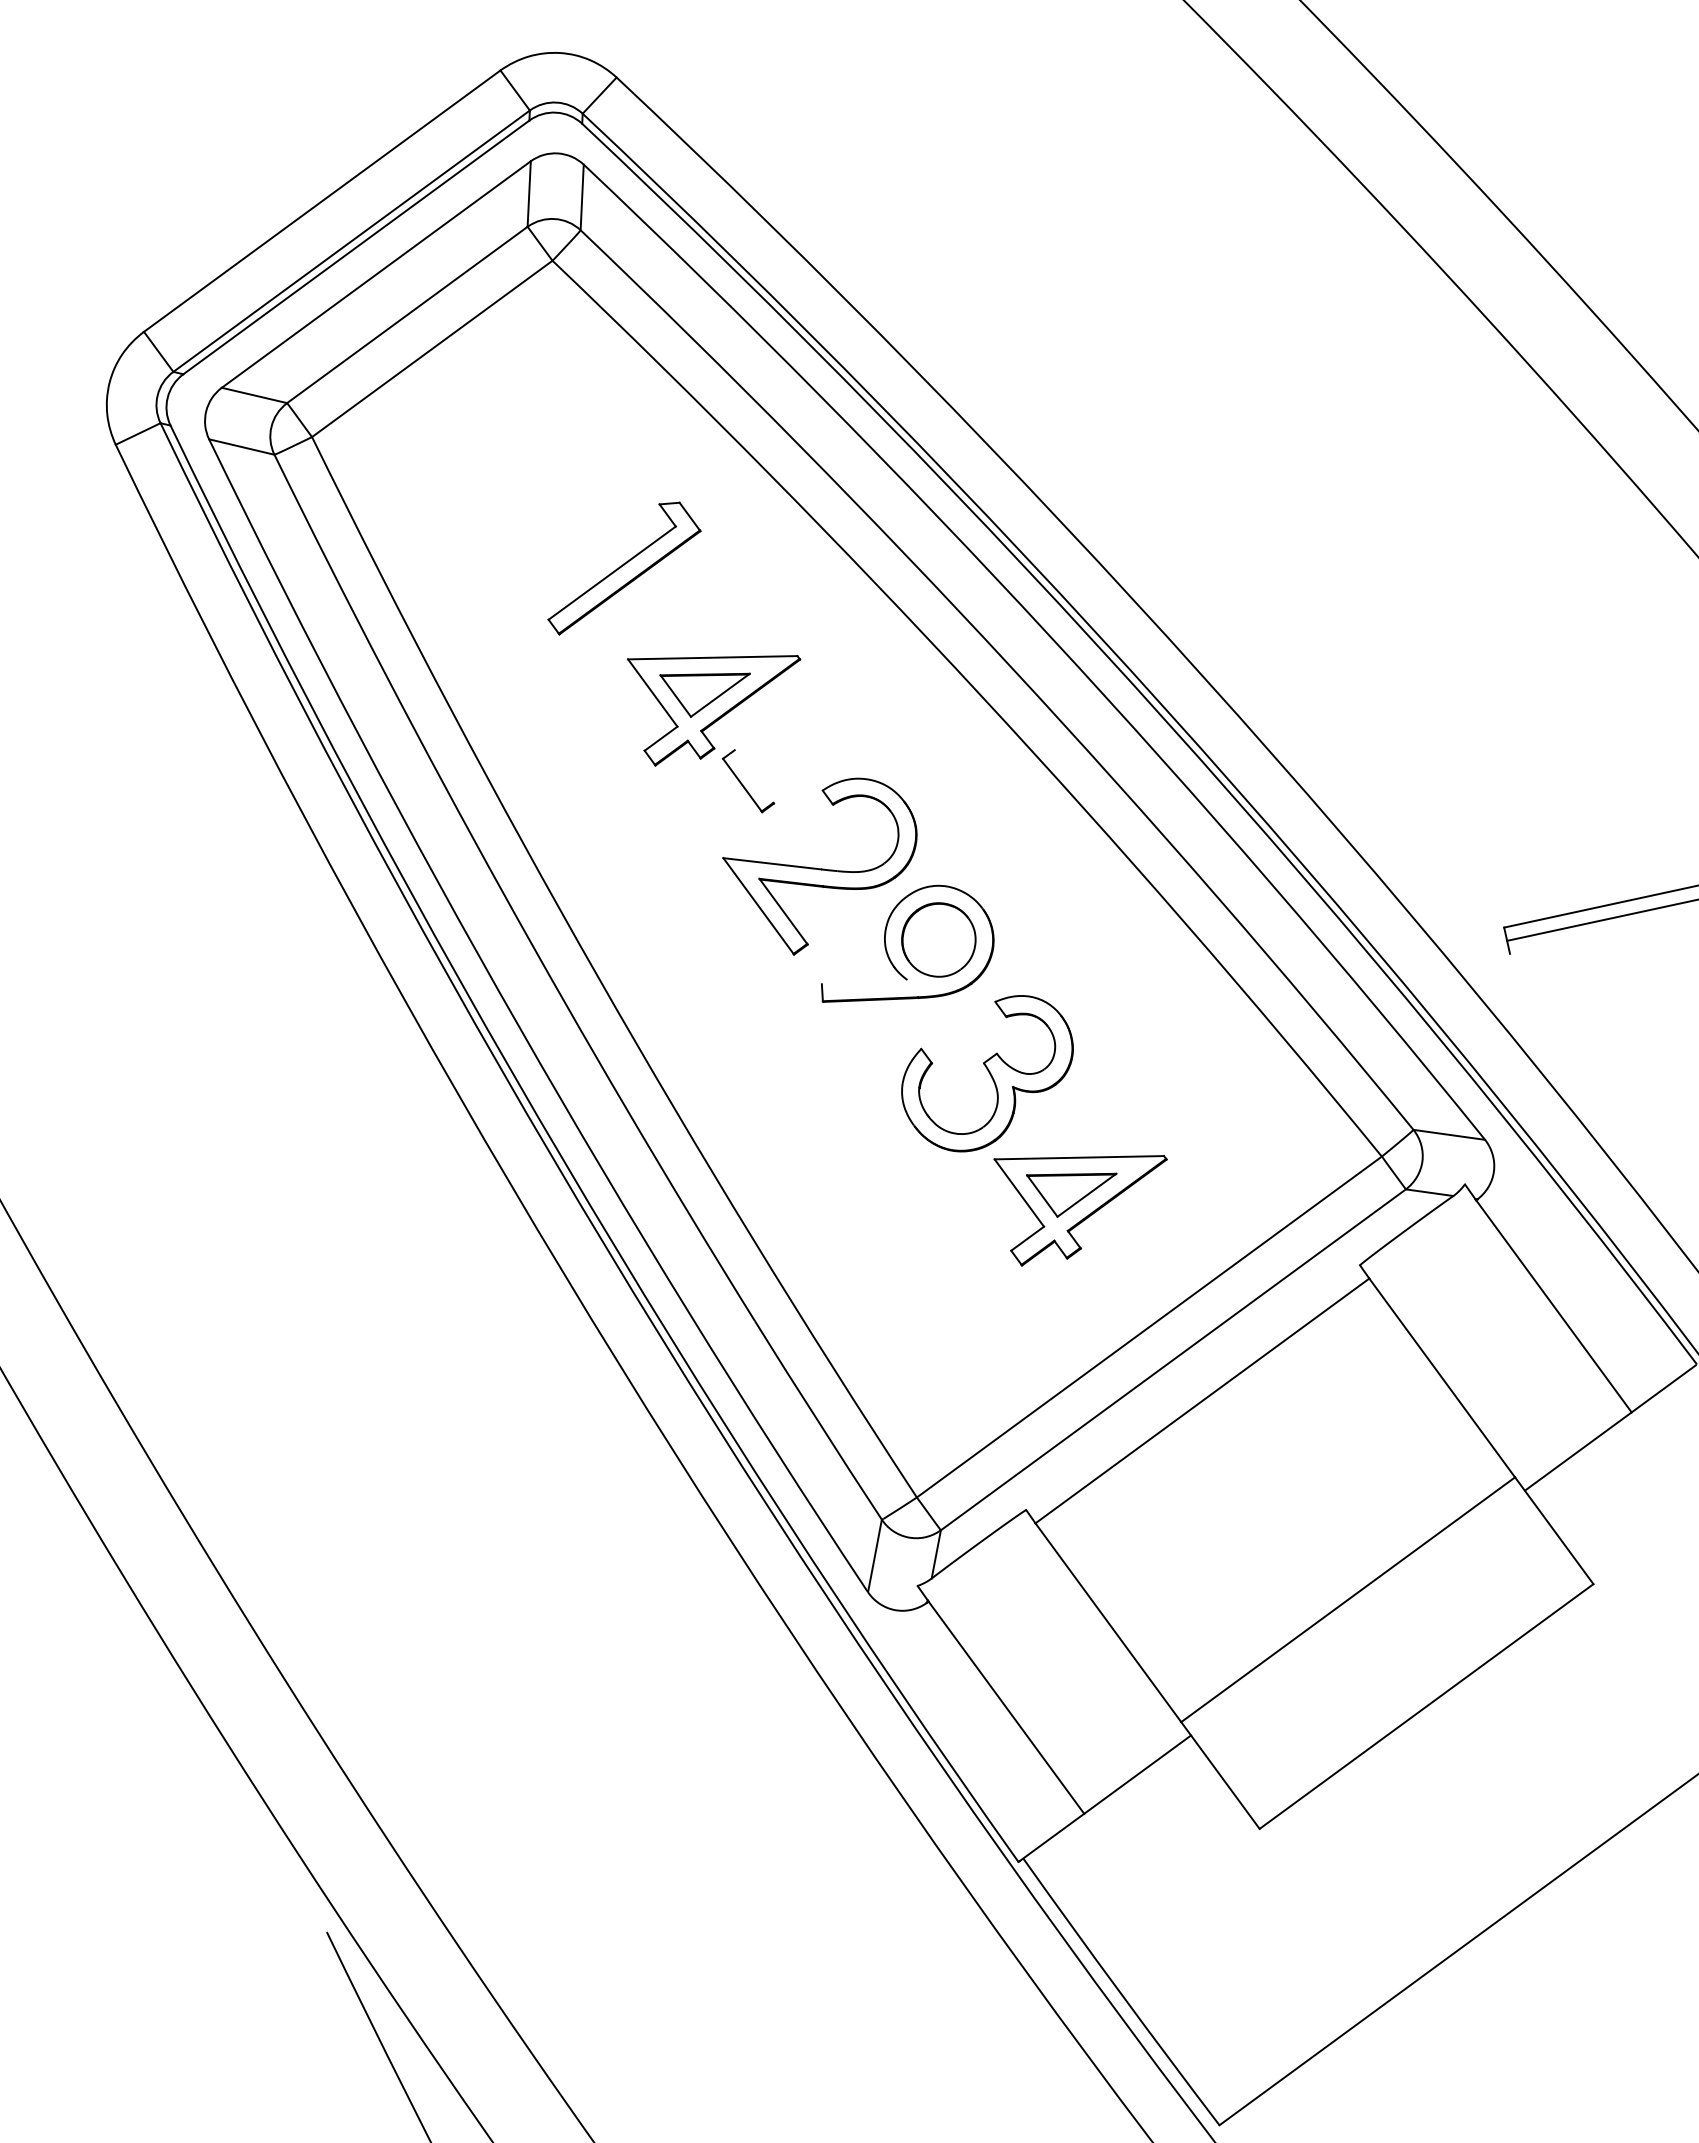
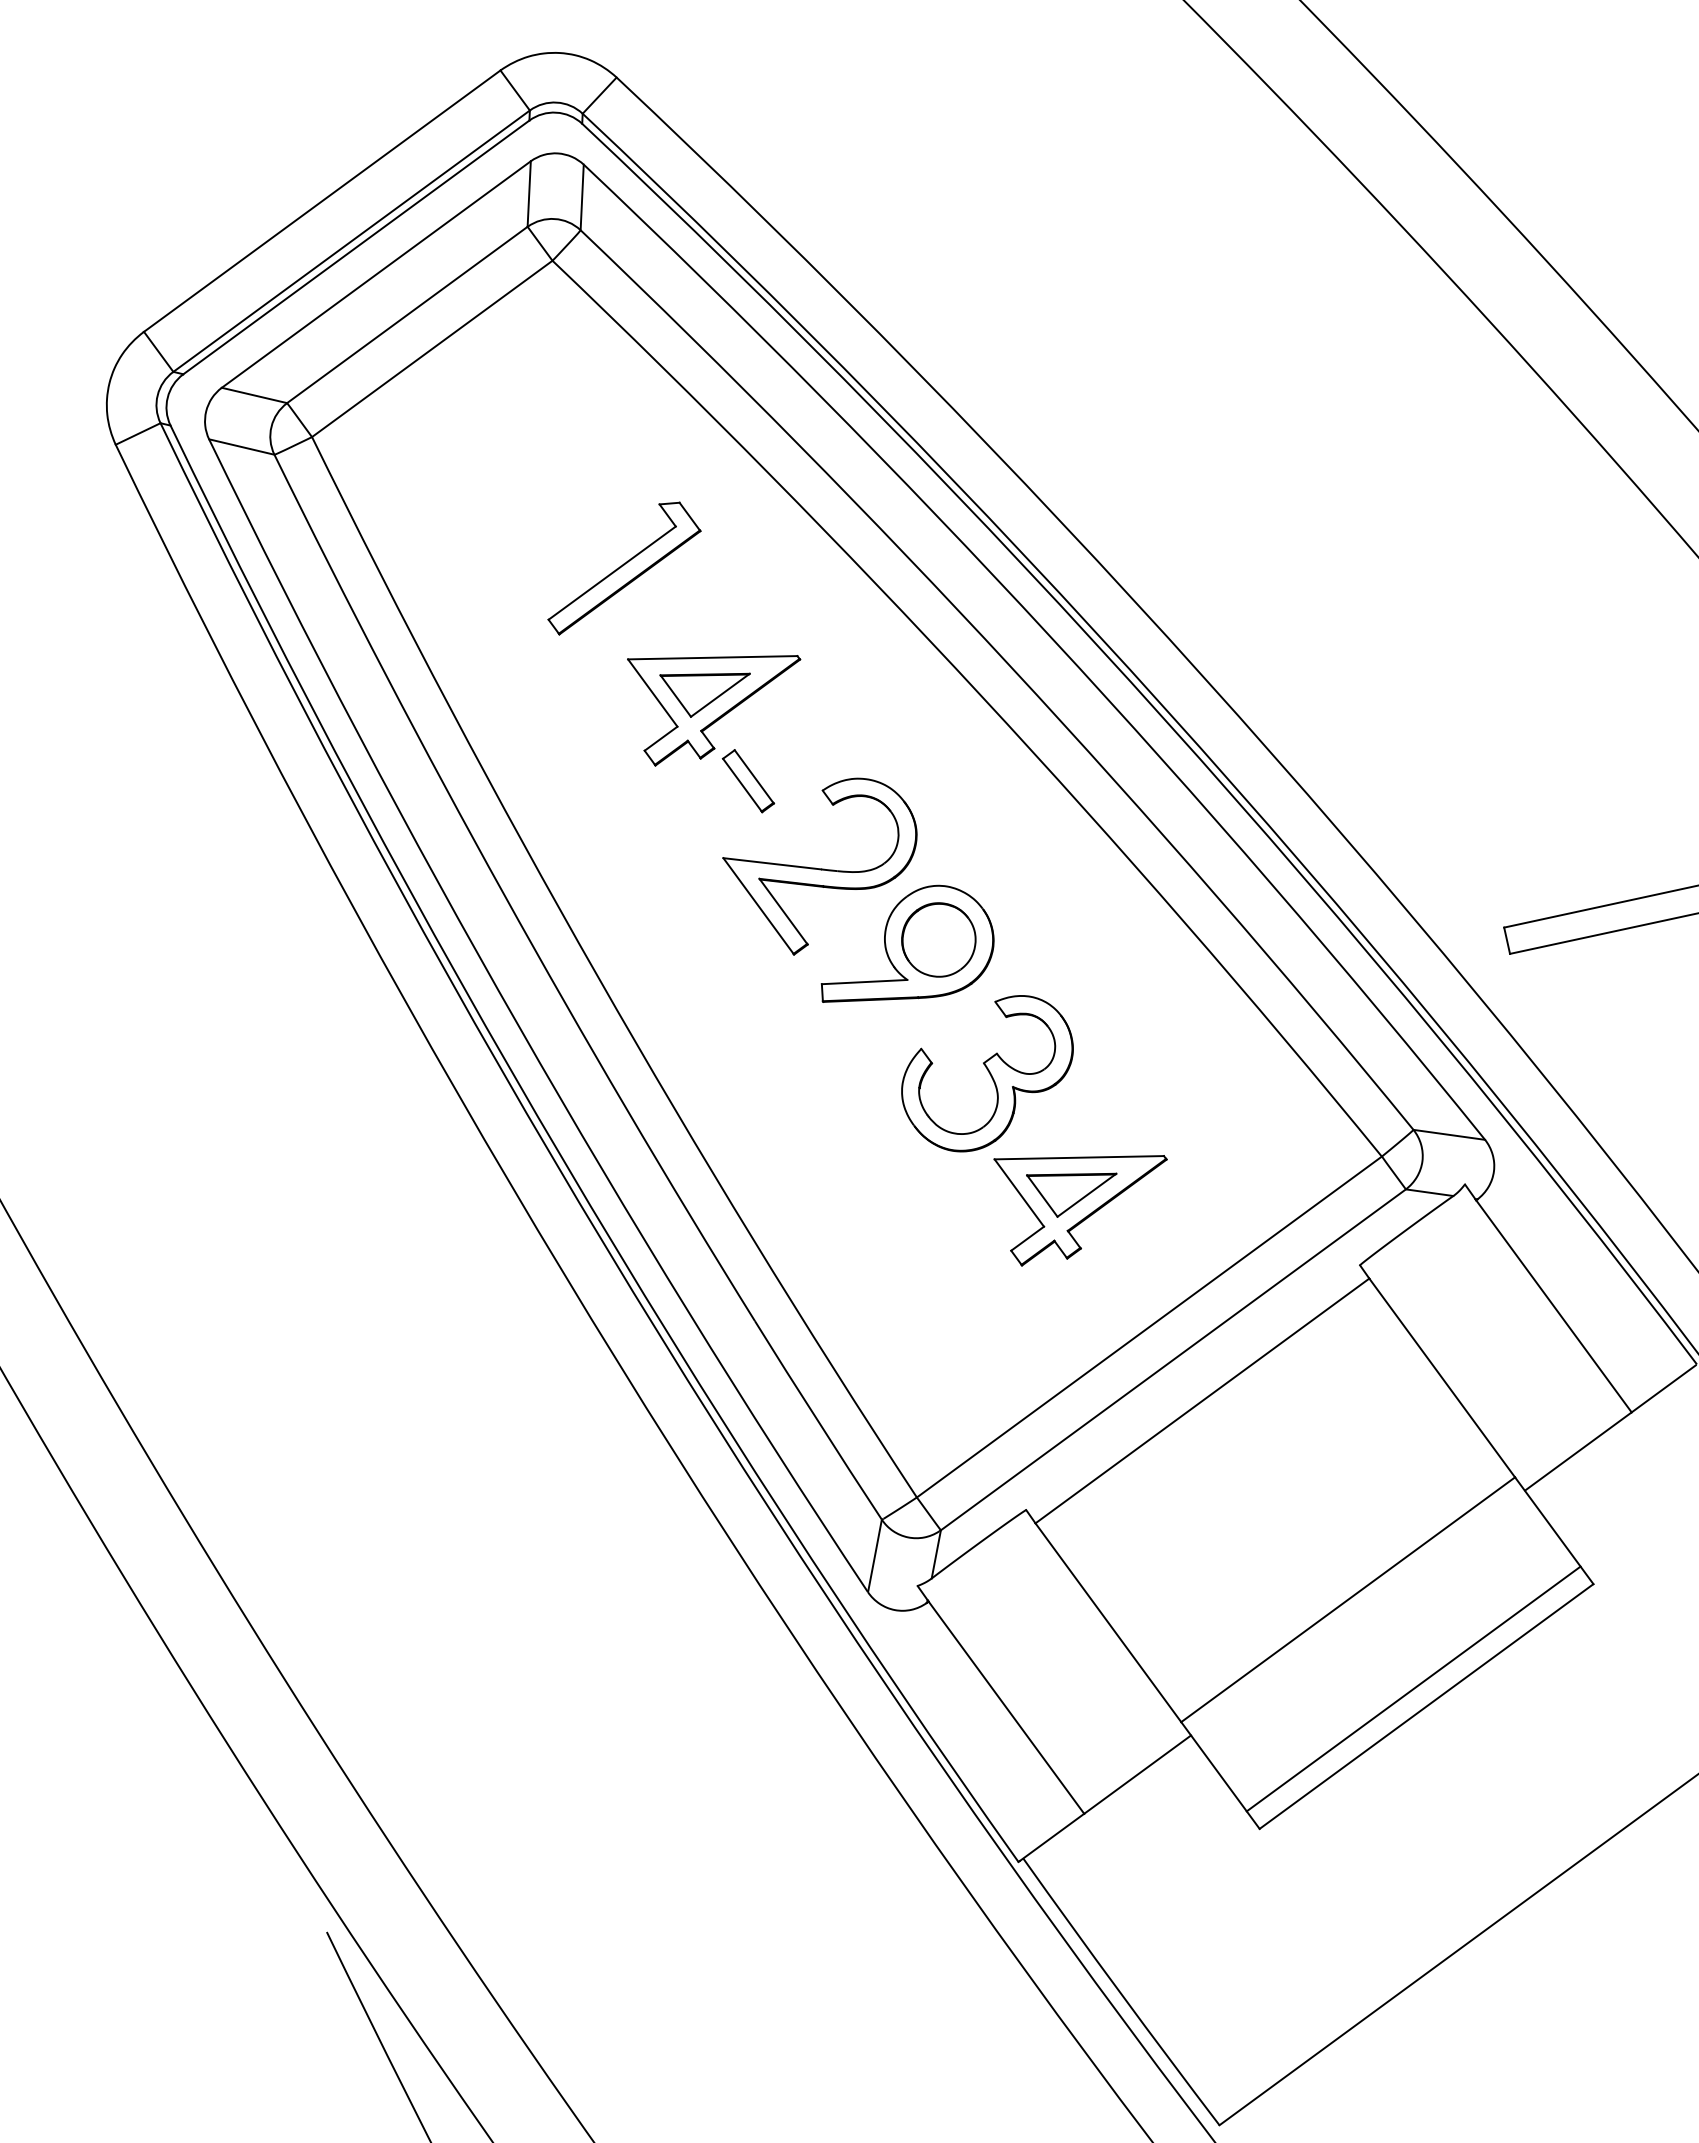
line: none -> present (753, 776)
line position: (1601, 920) -> (1602, 933) (1602, 933)
line: none -> present (864, 981)
line: none -> present (1413, 1688)
